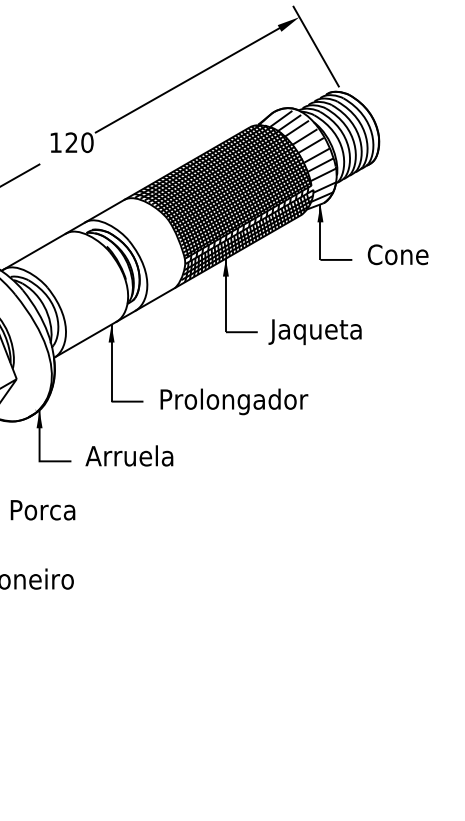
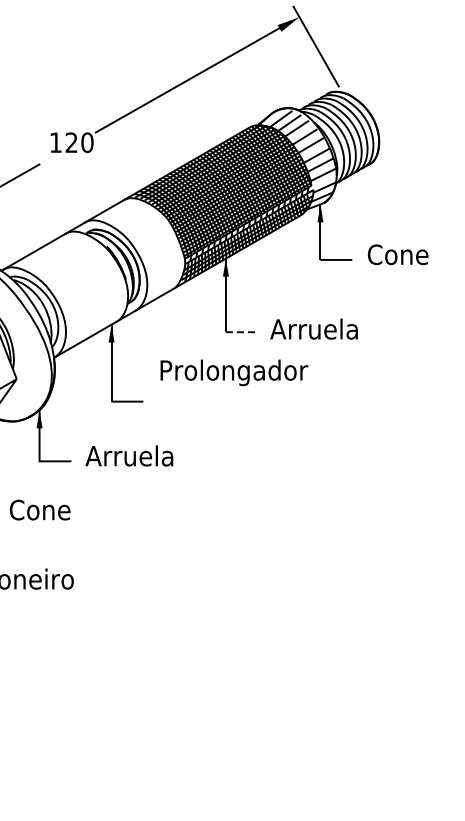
text: Jaqueta -> Arruela (314, 331)
line: solid -> dashed (241, 332)
text position: (234, 401) -> (234, 372) (234, 372)
text: Porca -> Cone (42, 509)
